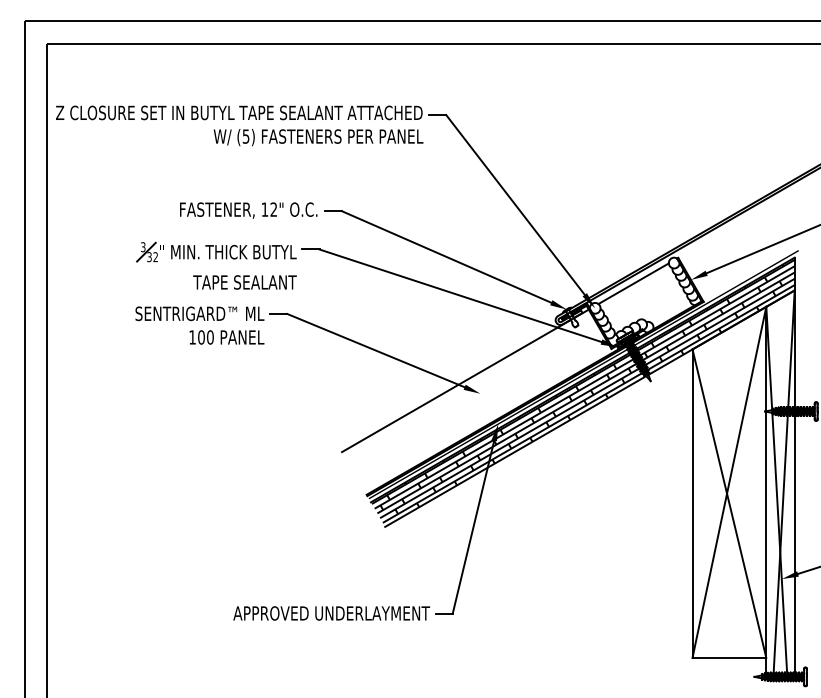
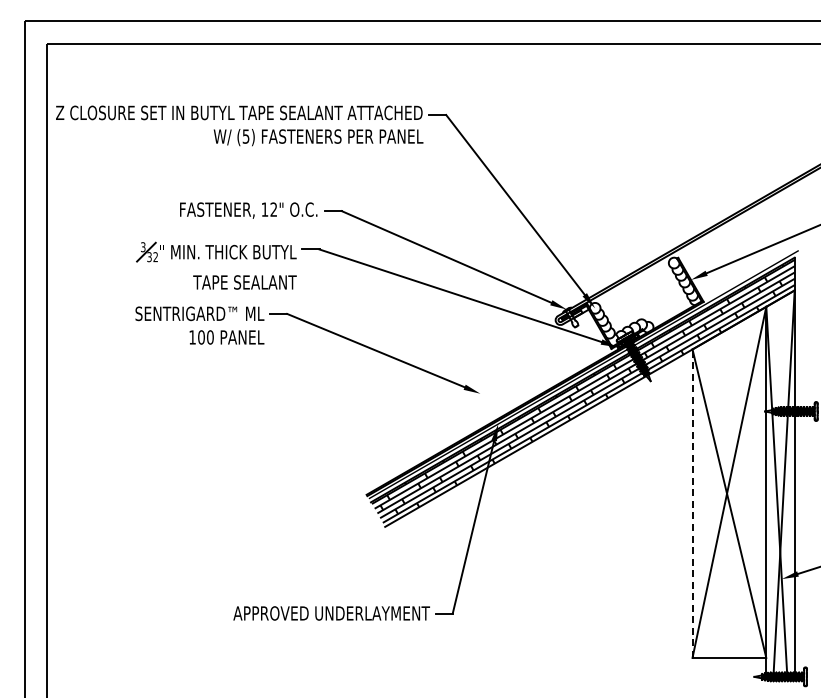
line: present -> none (633, 283)
line: present -> none (456, 385)
line: solid -> dashed (692, 503)
